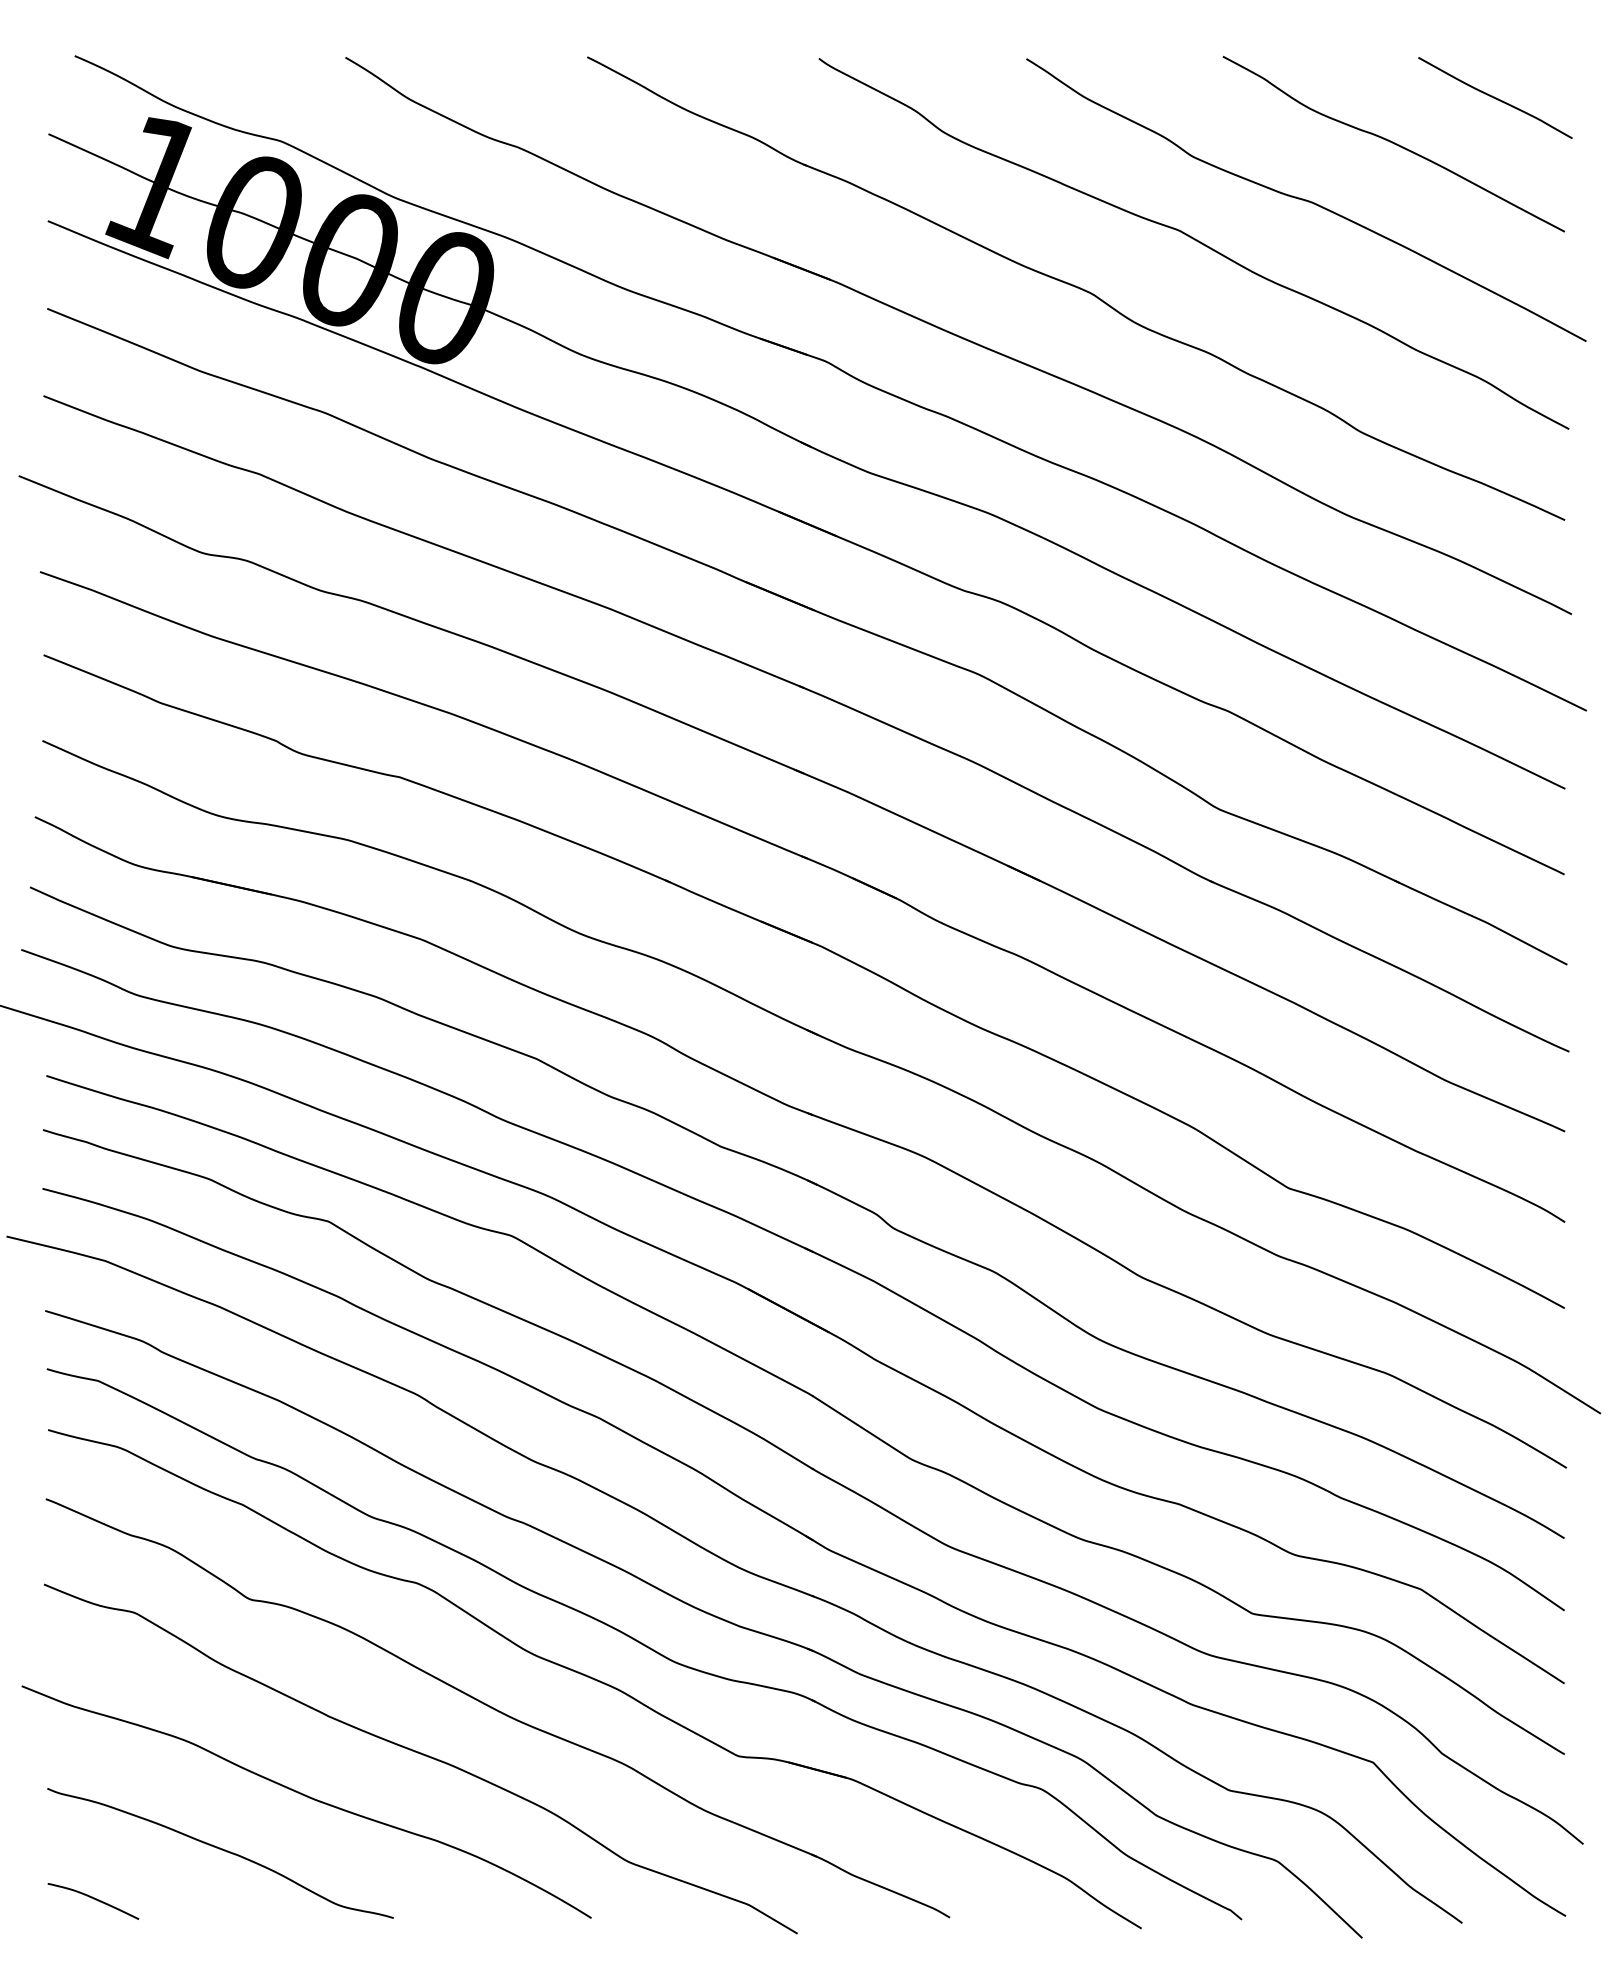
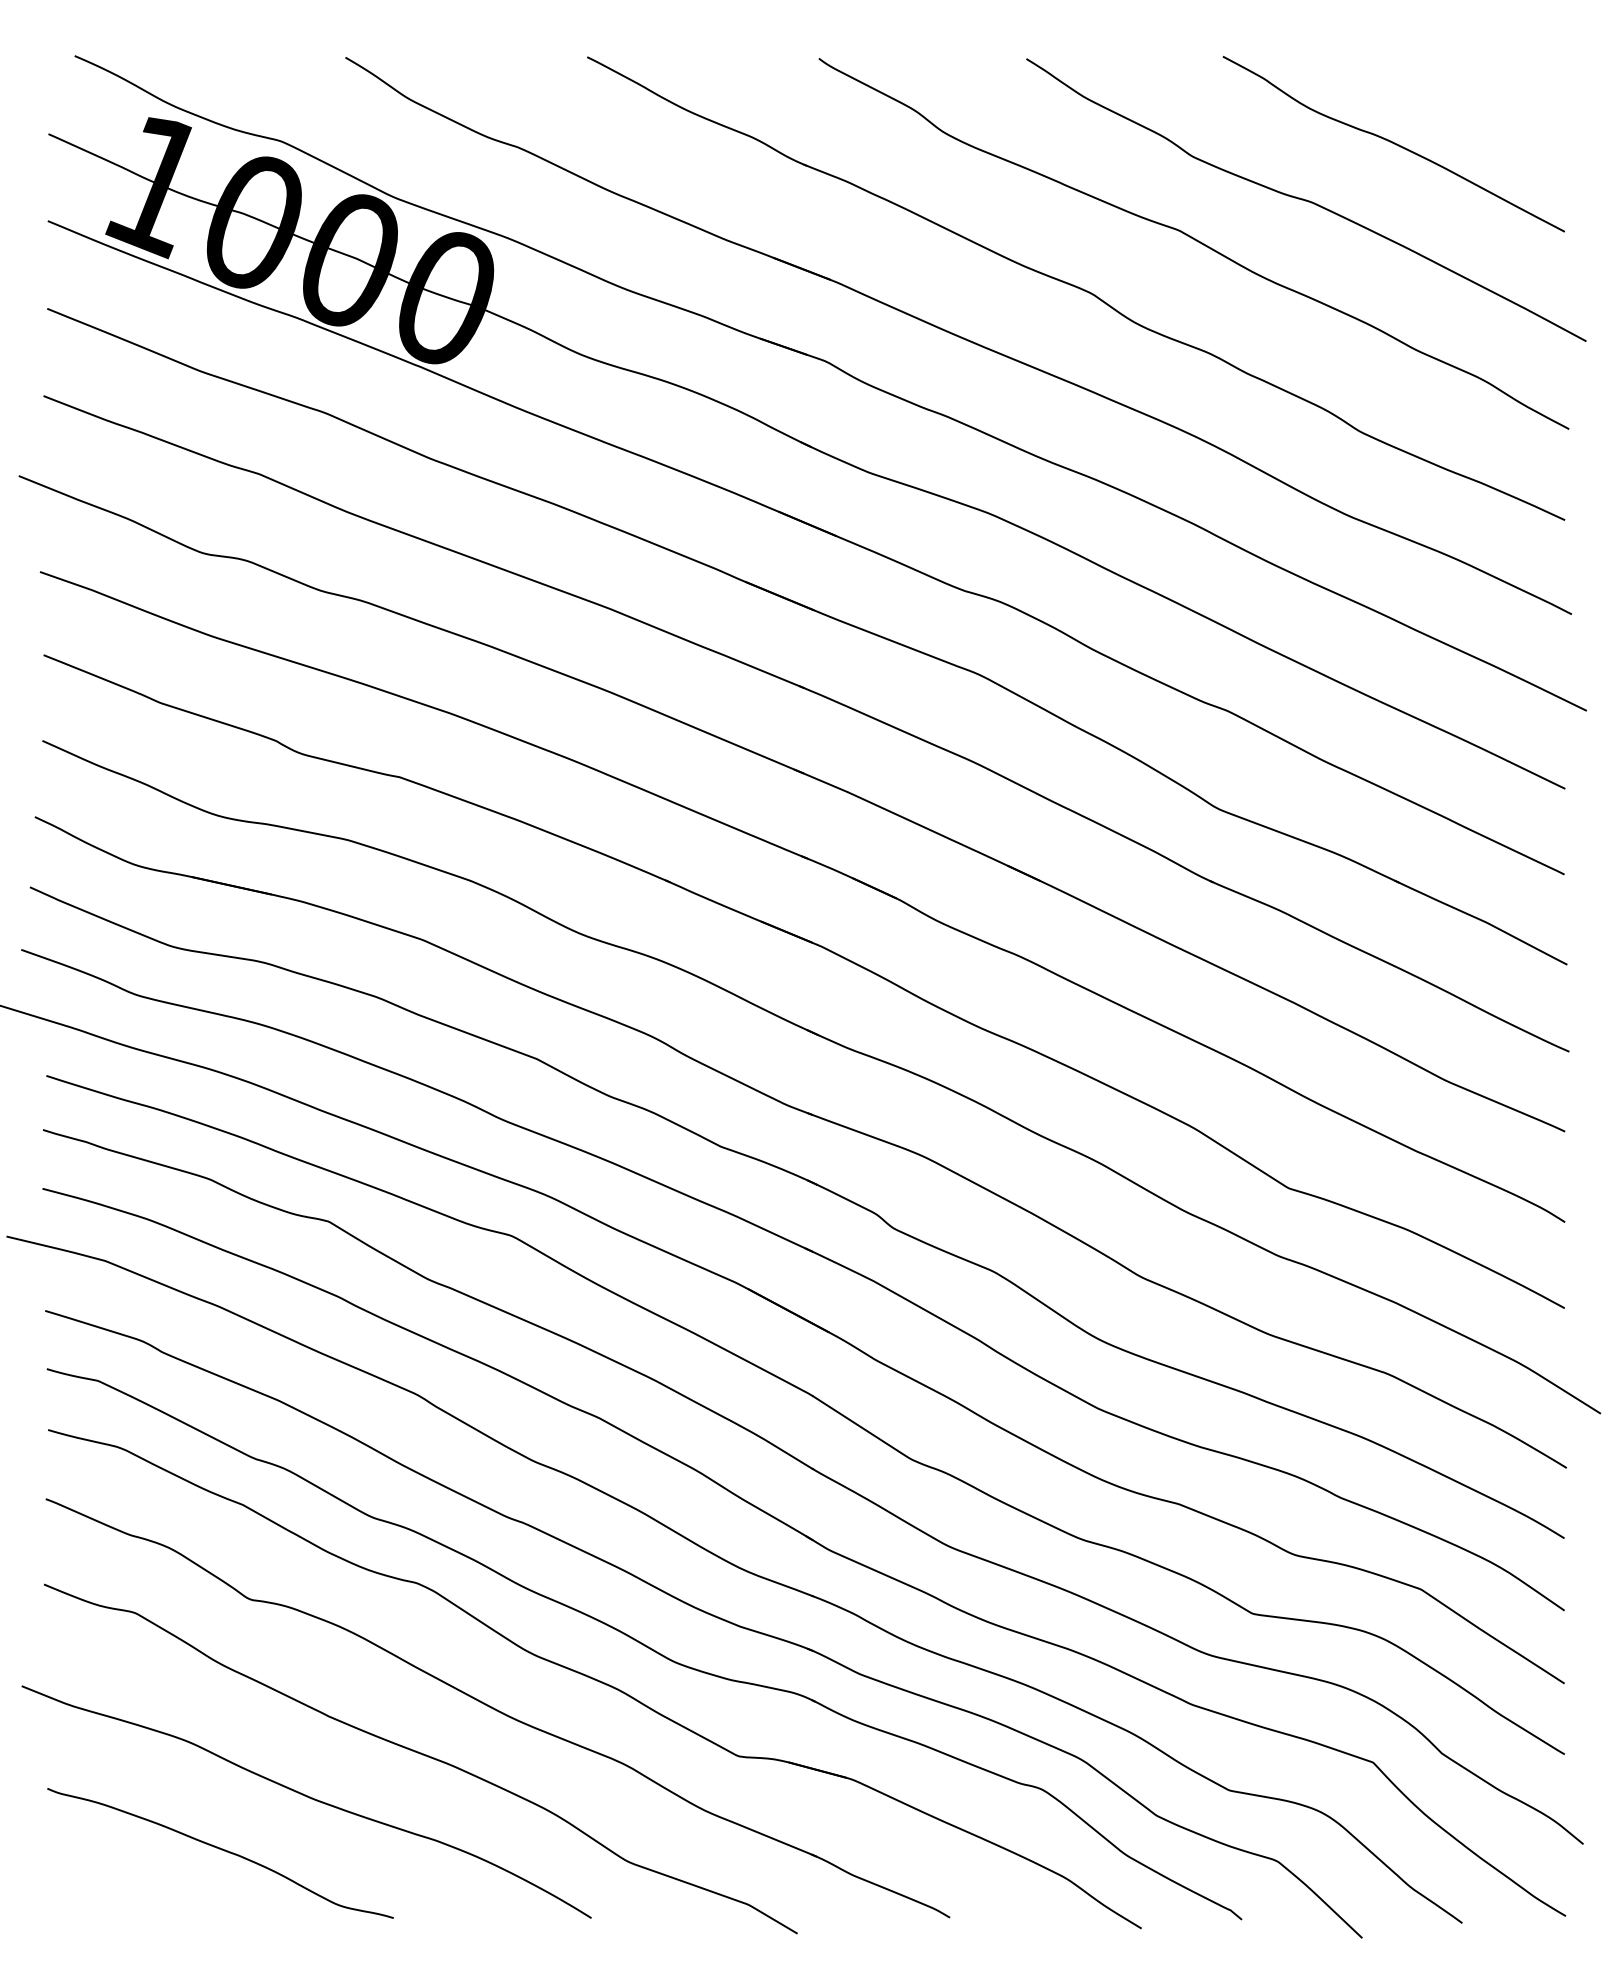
curve: present -> none (1495, 97)
curve: present -> none (93, 1899)
